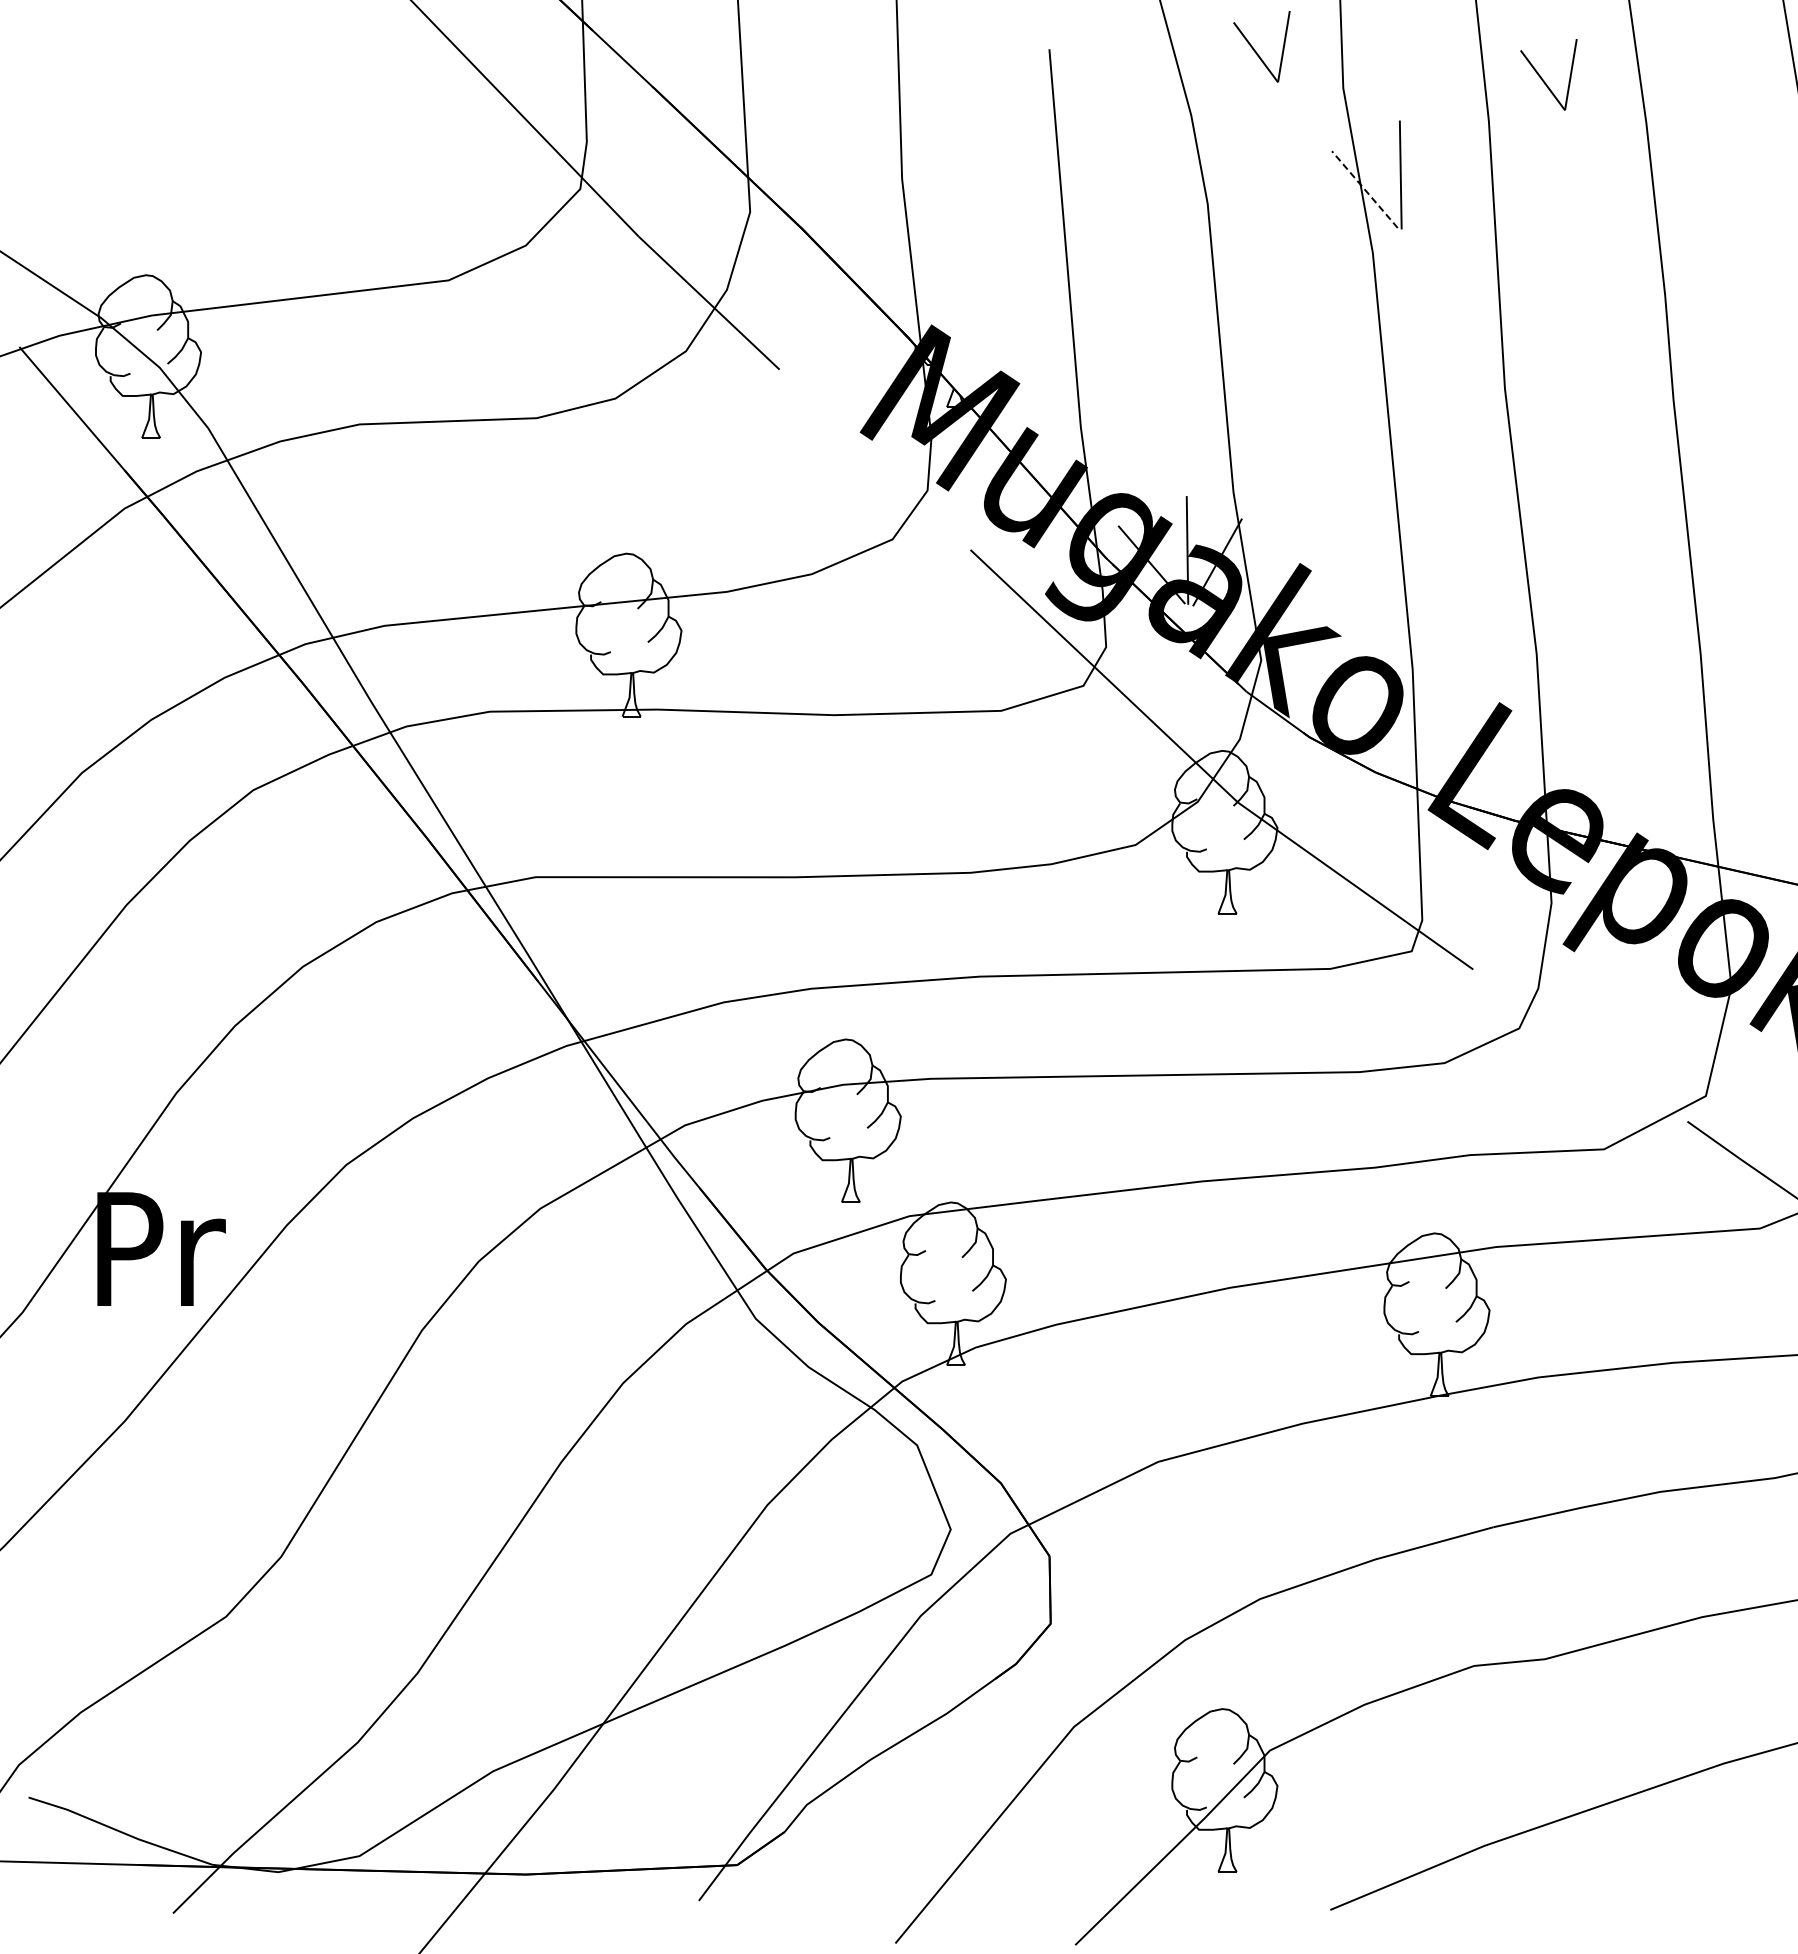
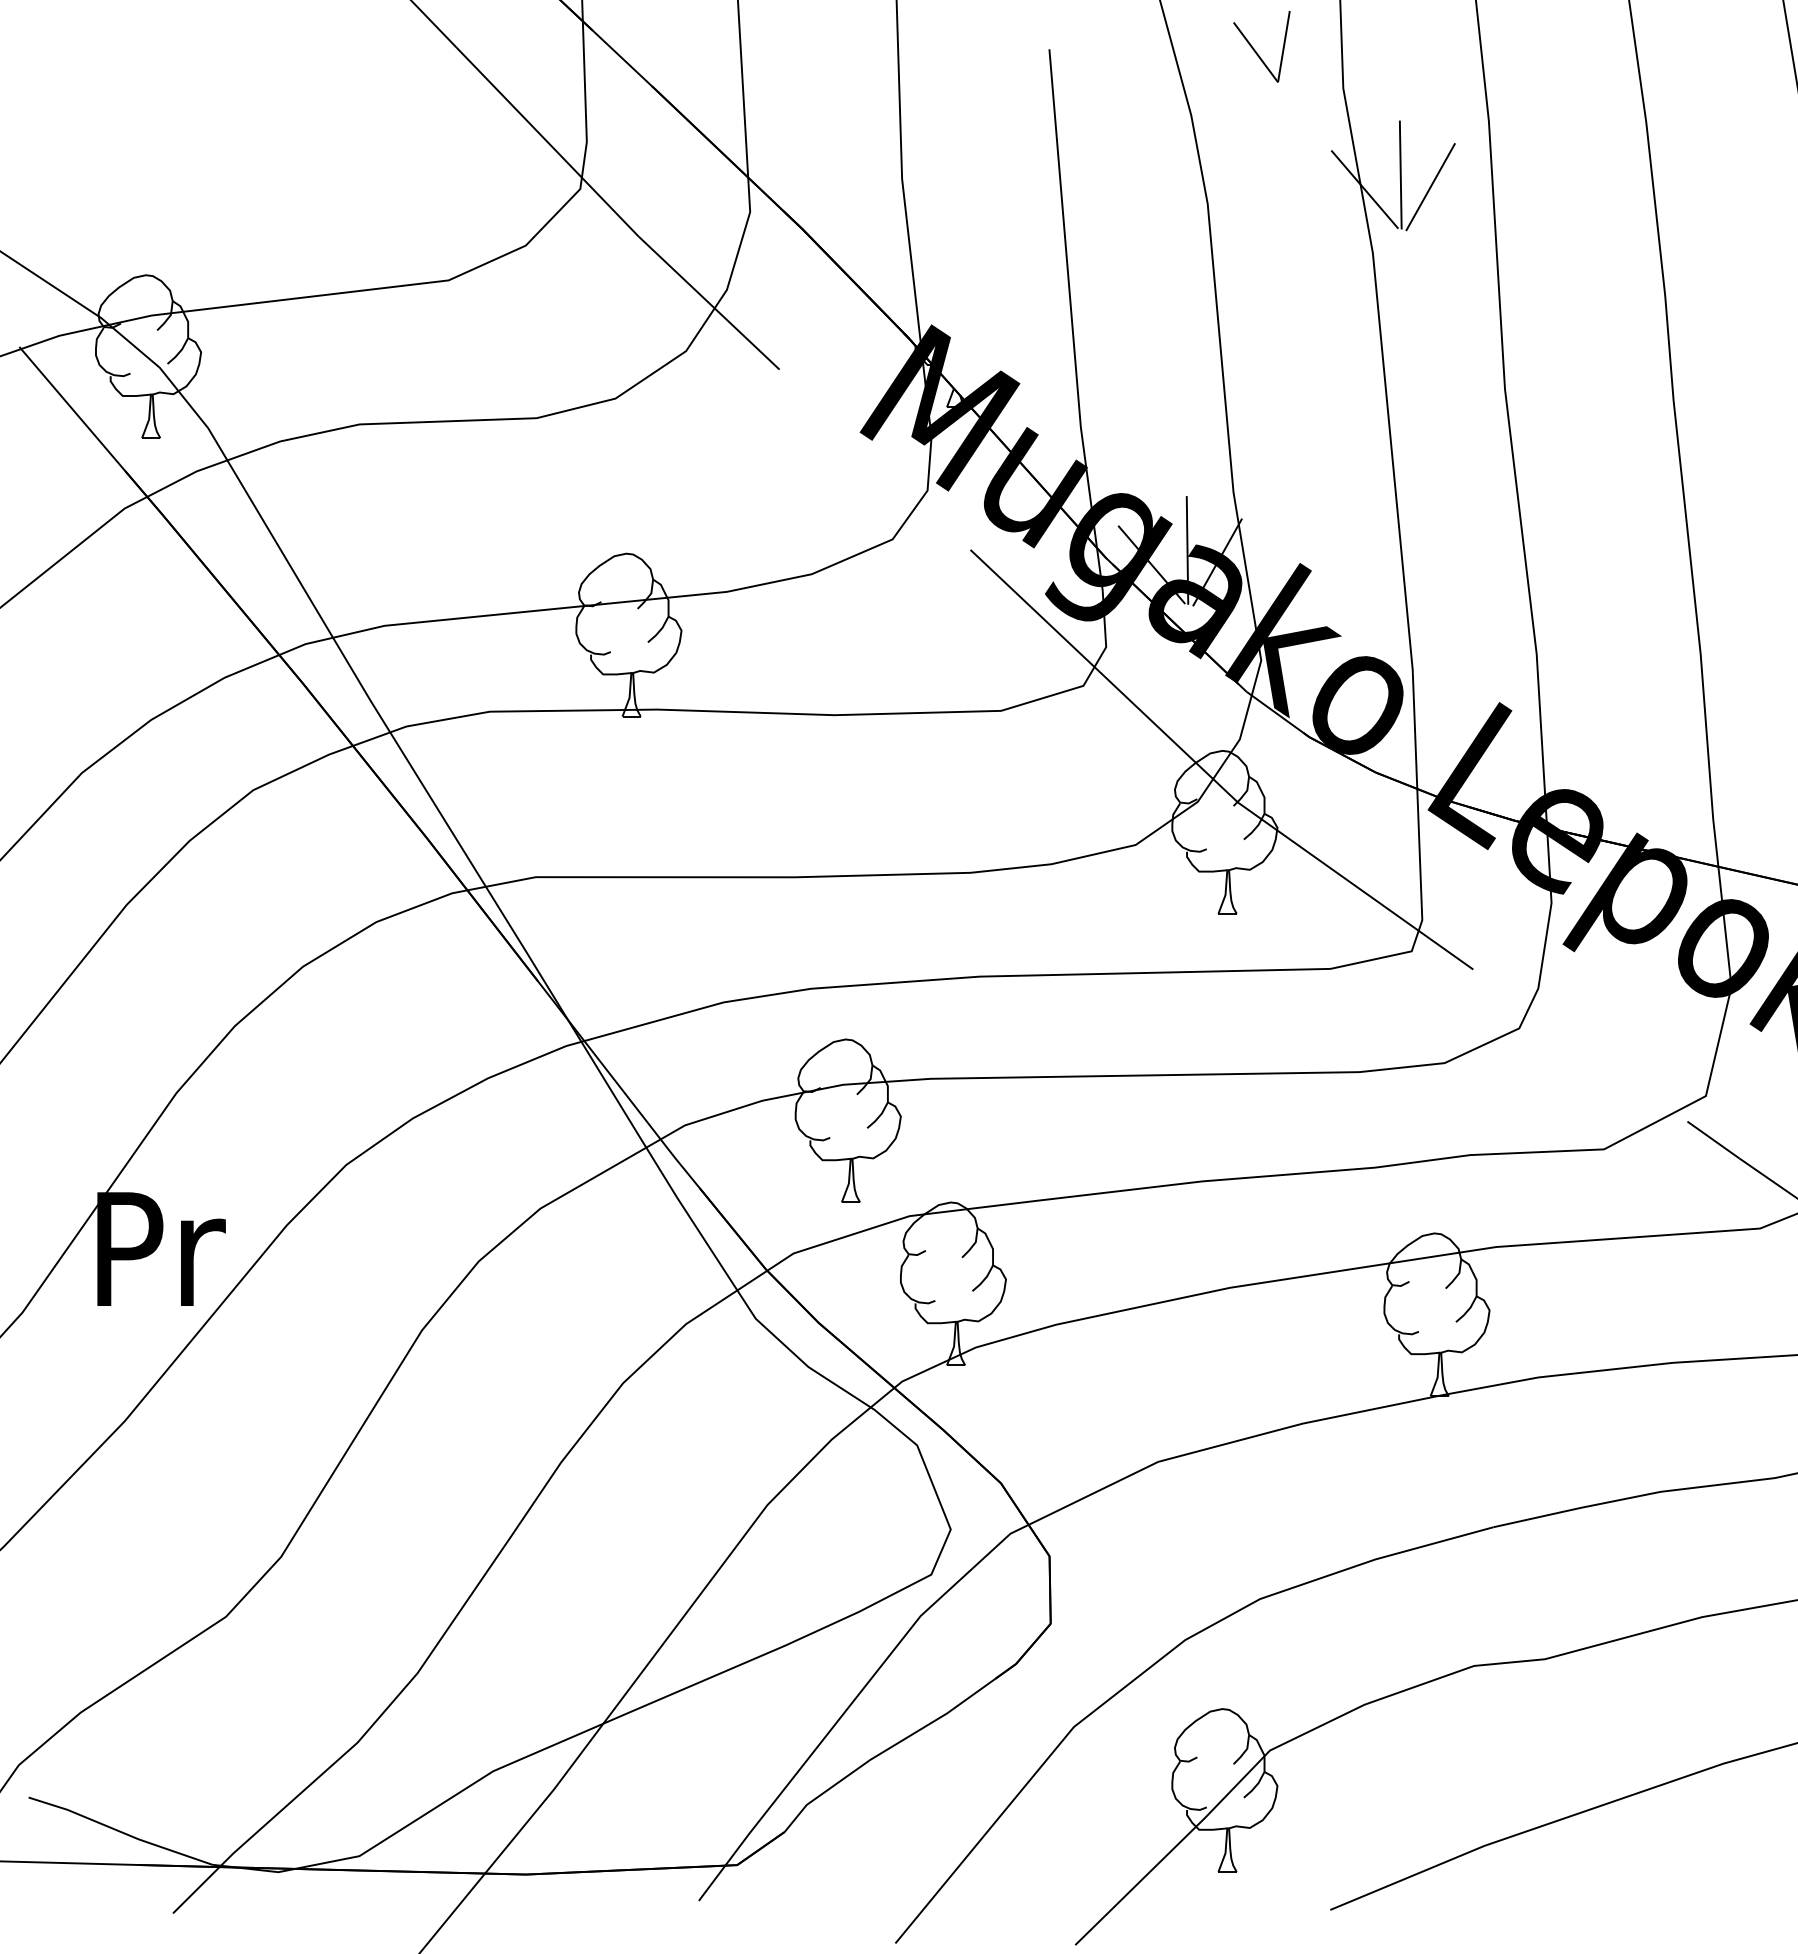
line: present -> none (1543, 79)
line: none -> present (1430, 187)
line: dashed -> solid (1364, 189)
